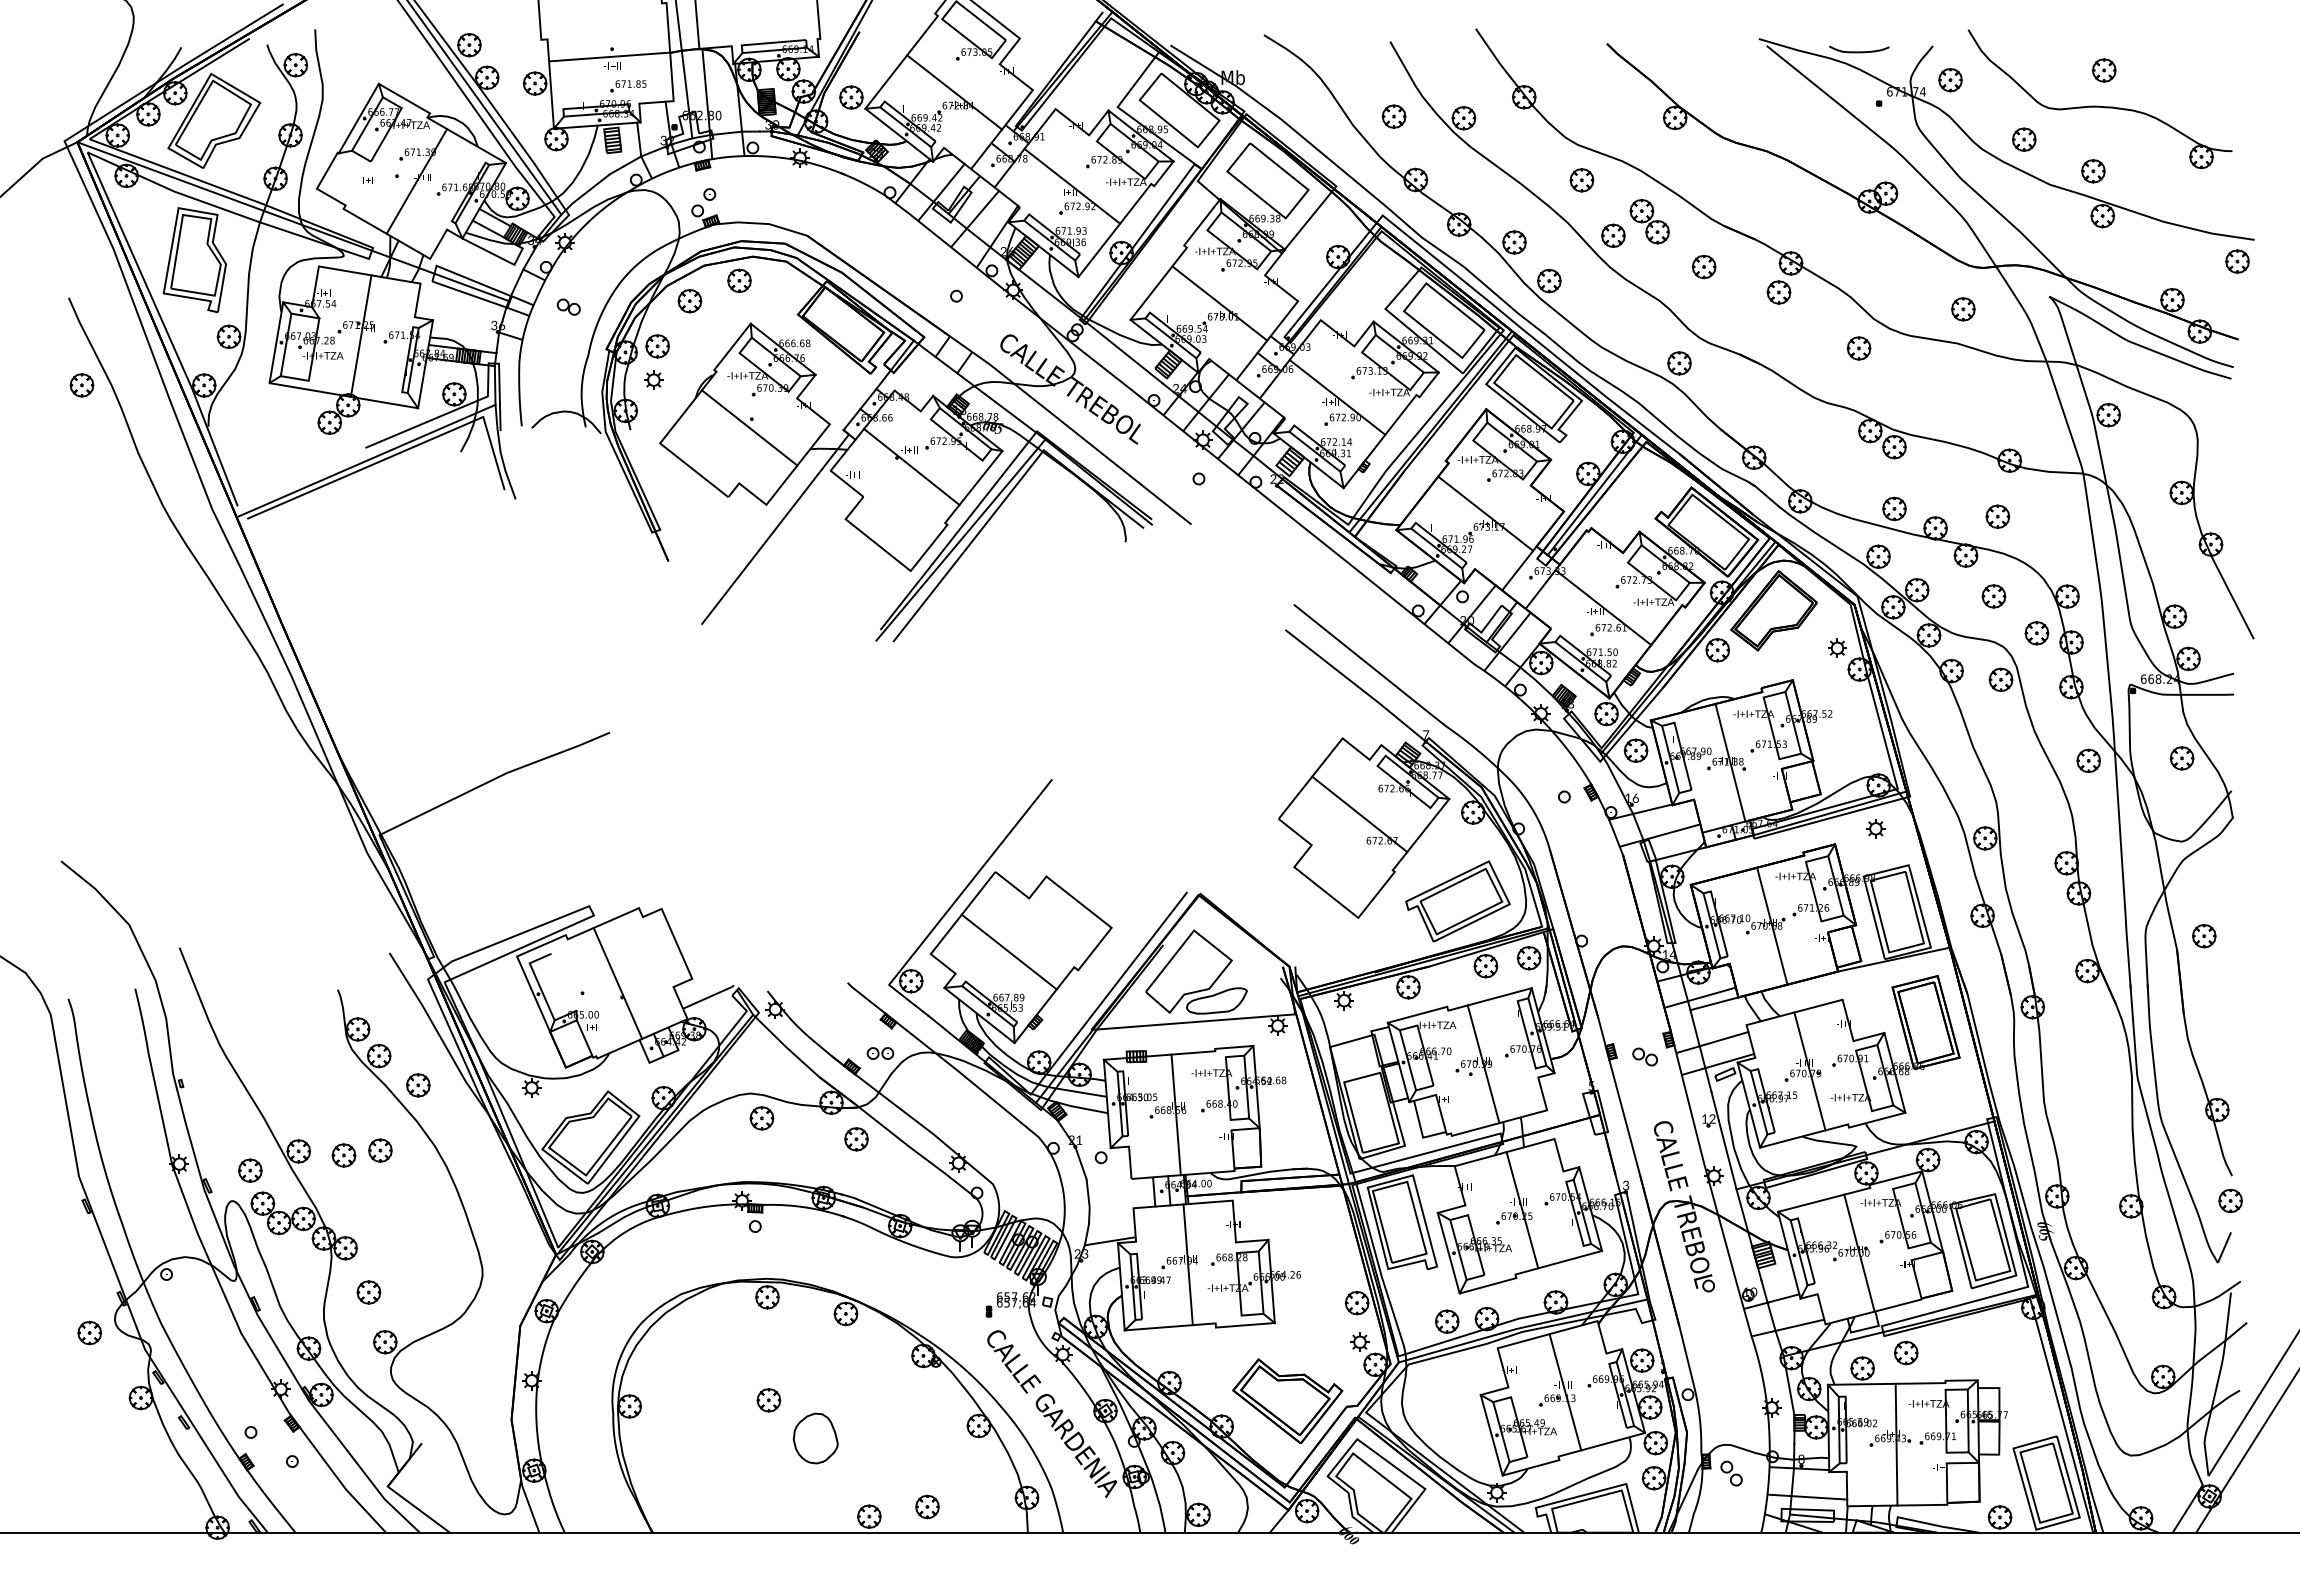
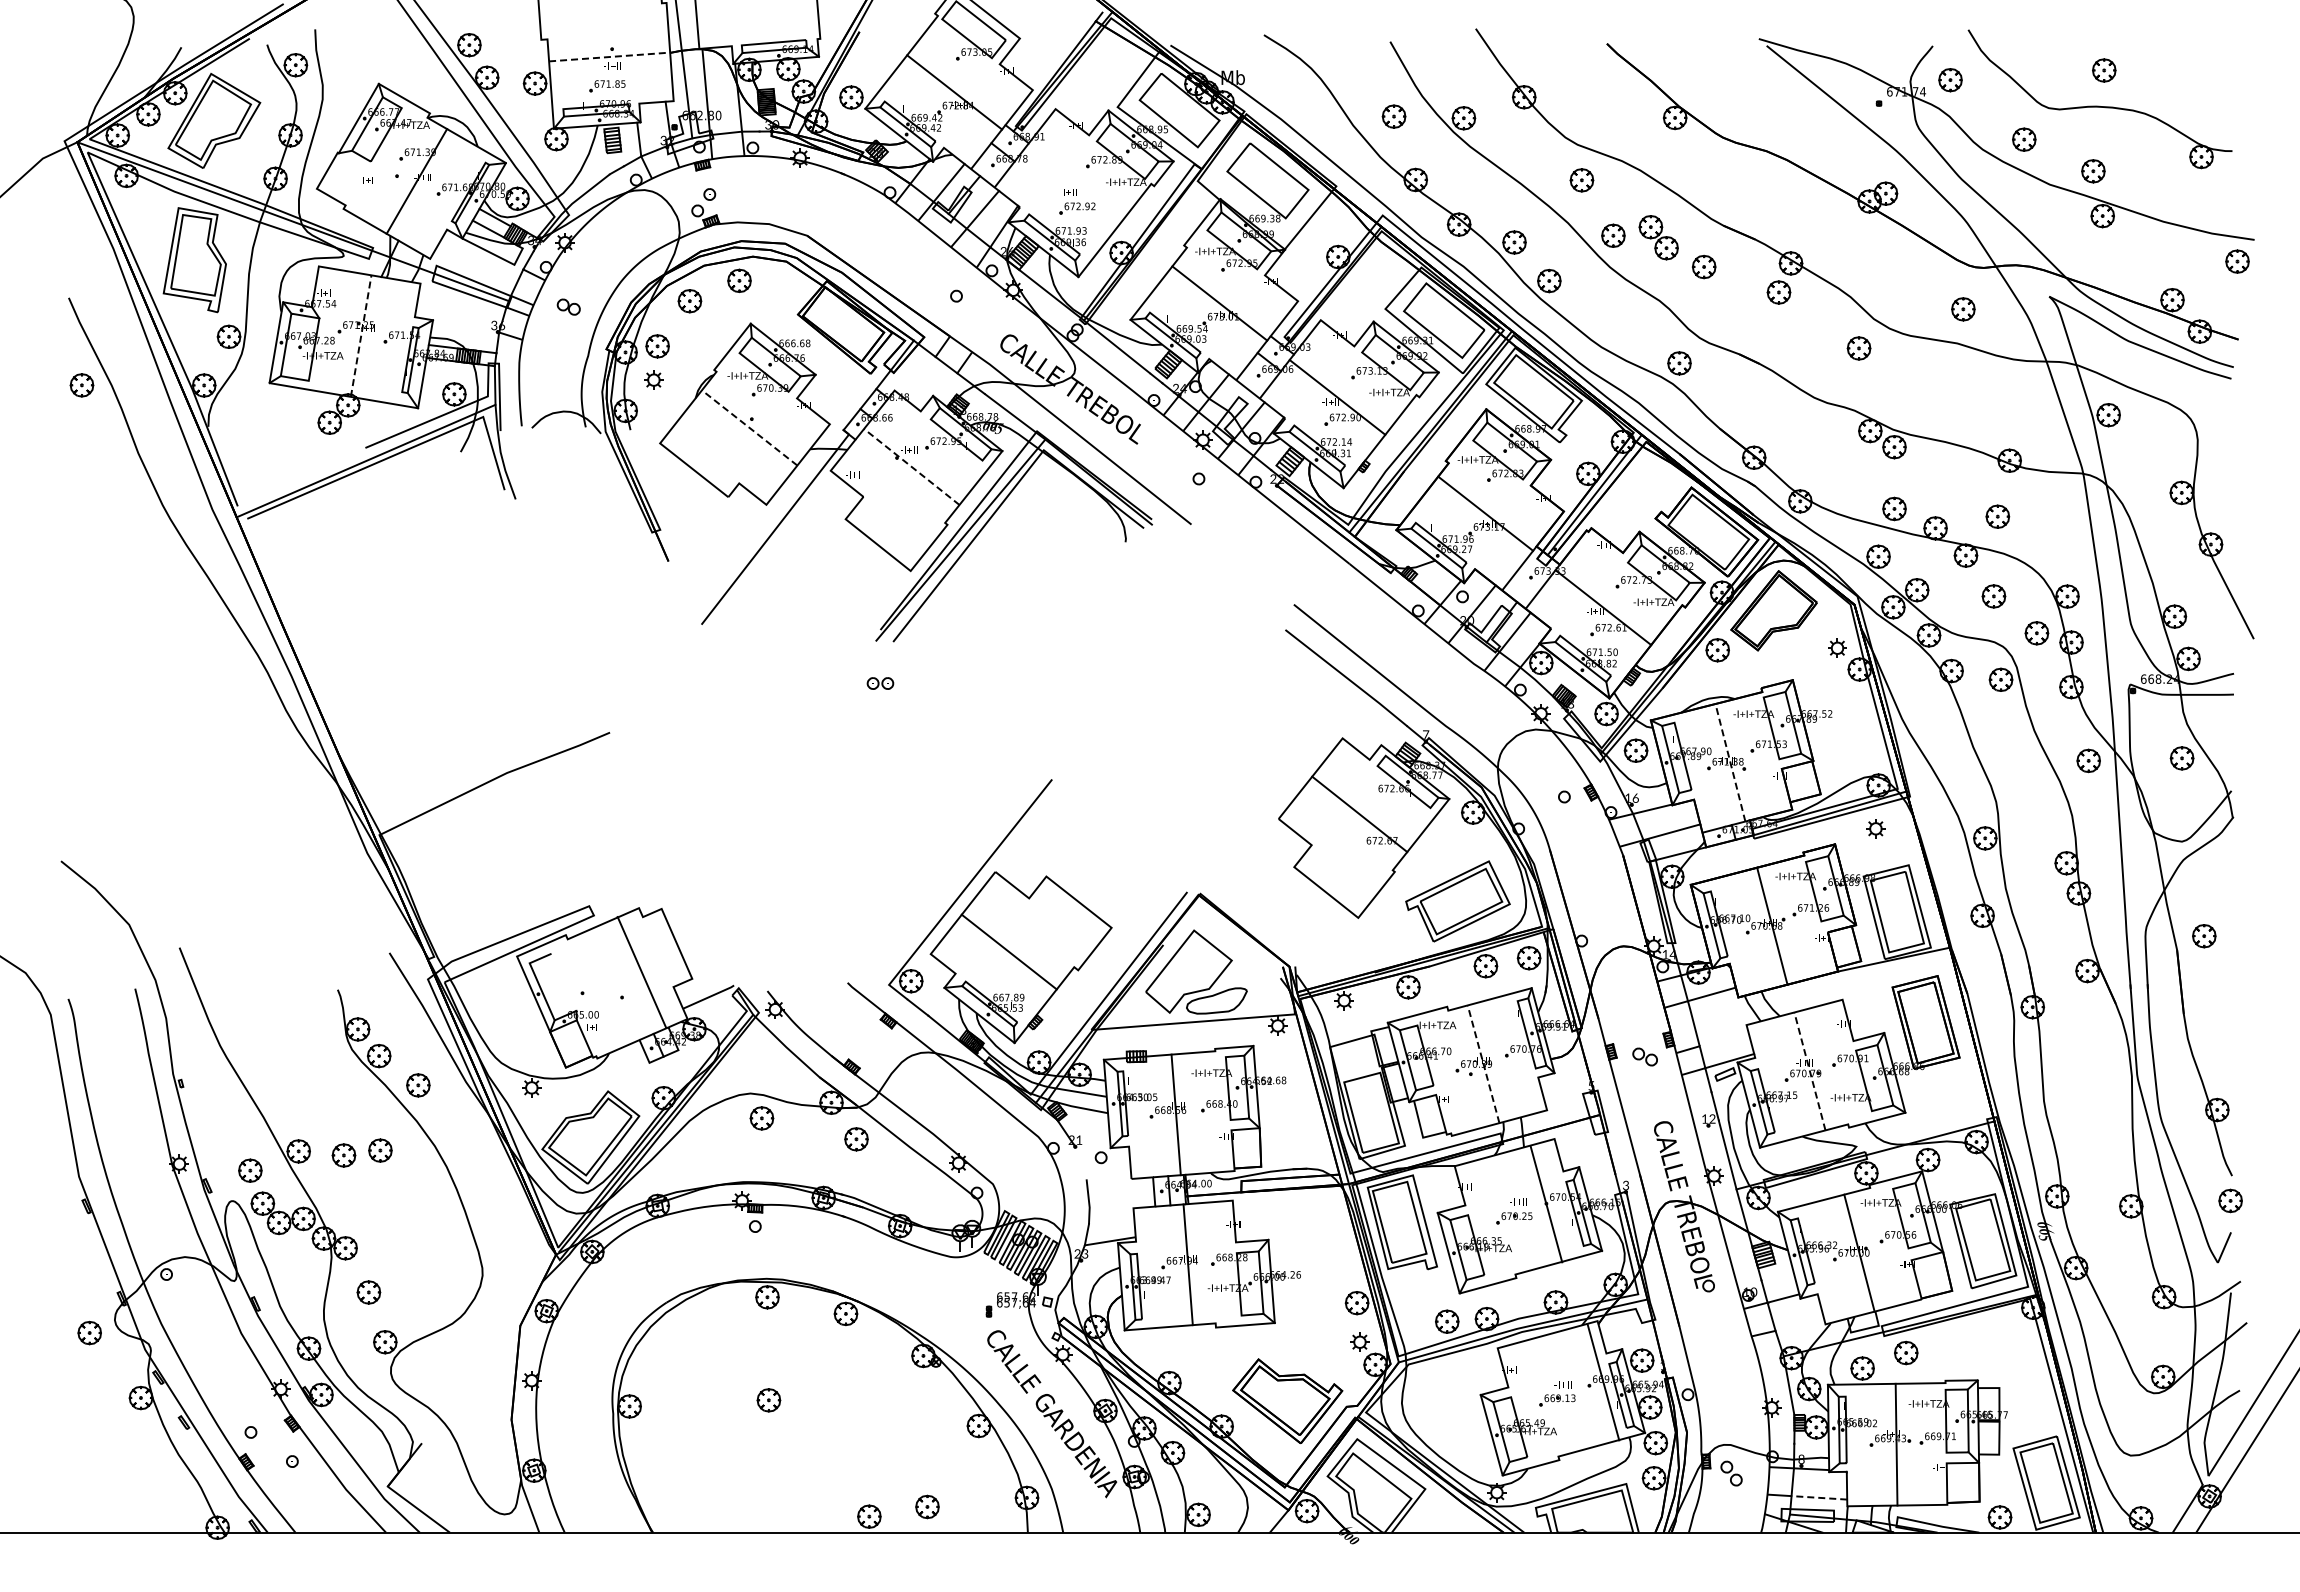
curve: present -> none (1859, 51)
line: solid -> dashed (609, 57)
part position: (628, 86) -> (607, 86) (607, 86)
line: present -> none (484, 108)
line: present -> none (1072, 185)
part position: (1649, 221) -> (1658, 237) (1658, 237)
line: solid -> dashed (361, 336)
line: solid -> dashed (749, 427)
line: solid -> dashed (911, 466)
line: solid -> dashed (1730, 762)
line position: (617, 983) -> (641, 972) (641, 972)
line: present -> none (1714, 1003)
line: present -> none (1723, 1039)
part position: (880, 1053) -> (880, 683) (880, 683)
line: solid -> dashed (1483, 1064)
line: solid -> dashed (1809, 1071)
line: present -> none (1080, 1162)
line position: (1522, 1210) -> (1546, 1204) (1546, 1204)
line: present -> none (1799, 1324)
line position: (1565, 1392) -> (1603, 1382) (1603, 1382)
part: present -> none (815, 1438)
line: solid -> dashed (1819, 1497)
